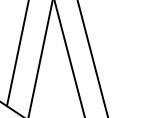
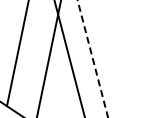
line position: (40, 58) -> (48, 58) (48, 58)
line: solid -> dashed (92, 58)
